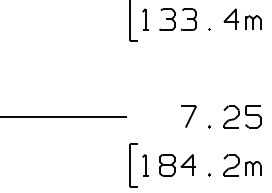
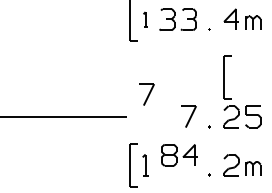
part size: 7x23 px -> 5x17 px (145, 19)
part: none -> present (227, 77)
part: none -> present (146, 94)
part position: (177, 165) -> (179, 155) (179, 155)
